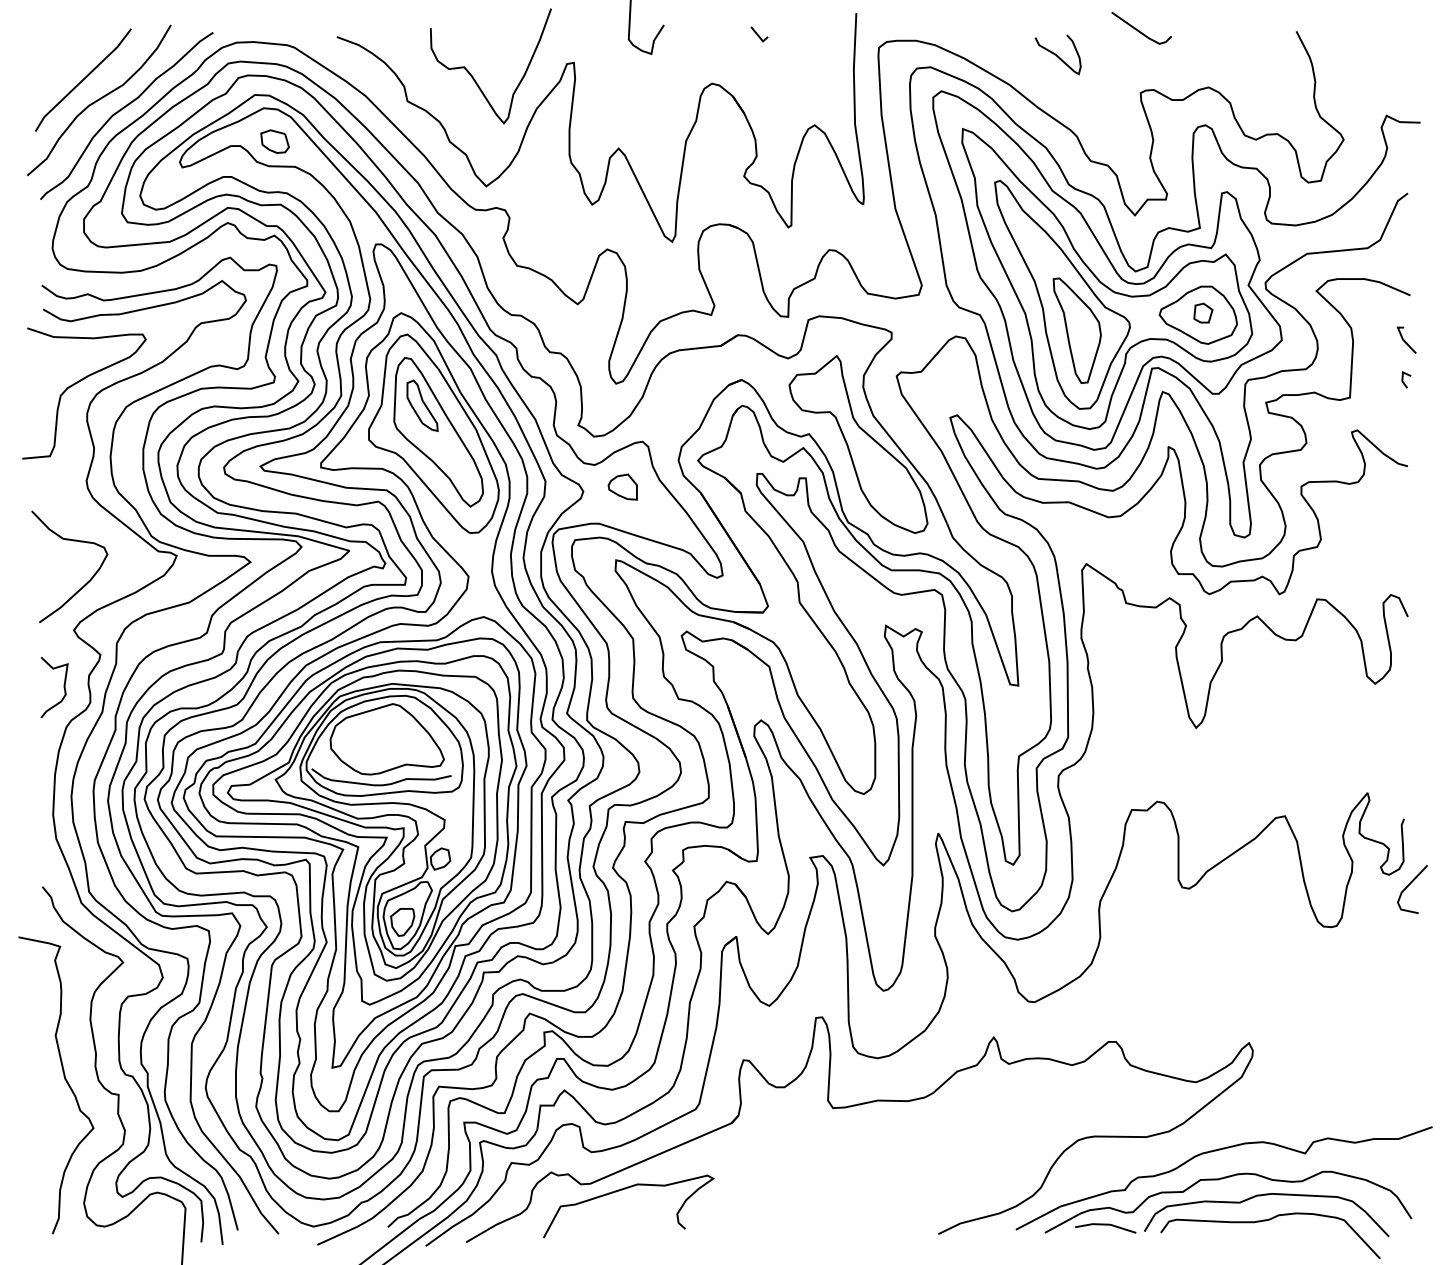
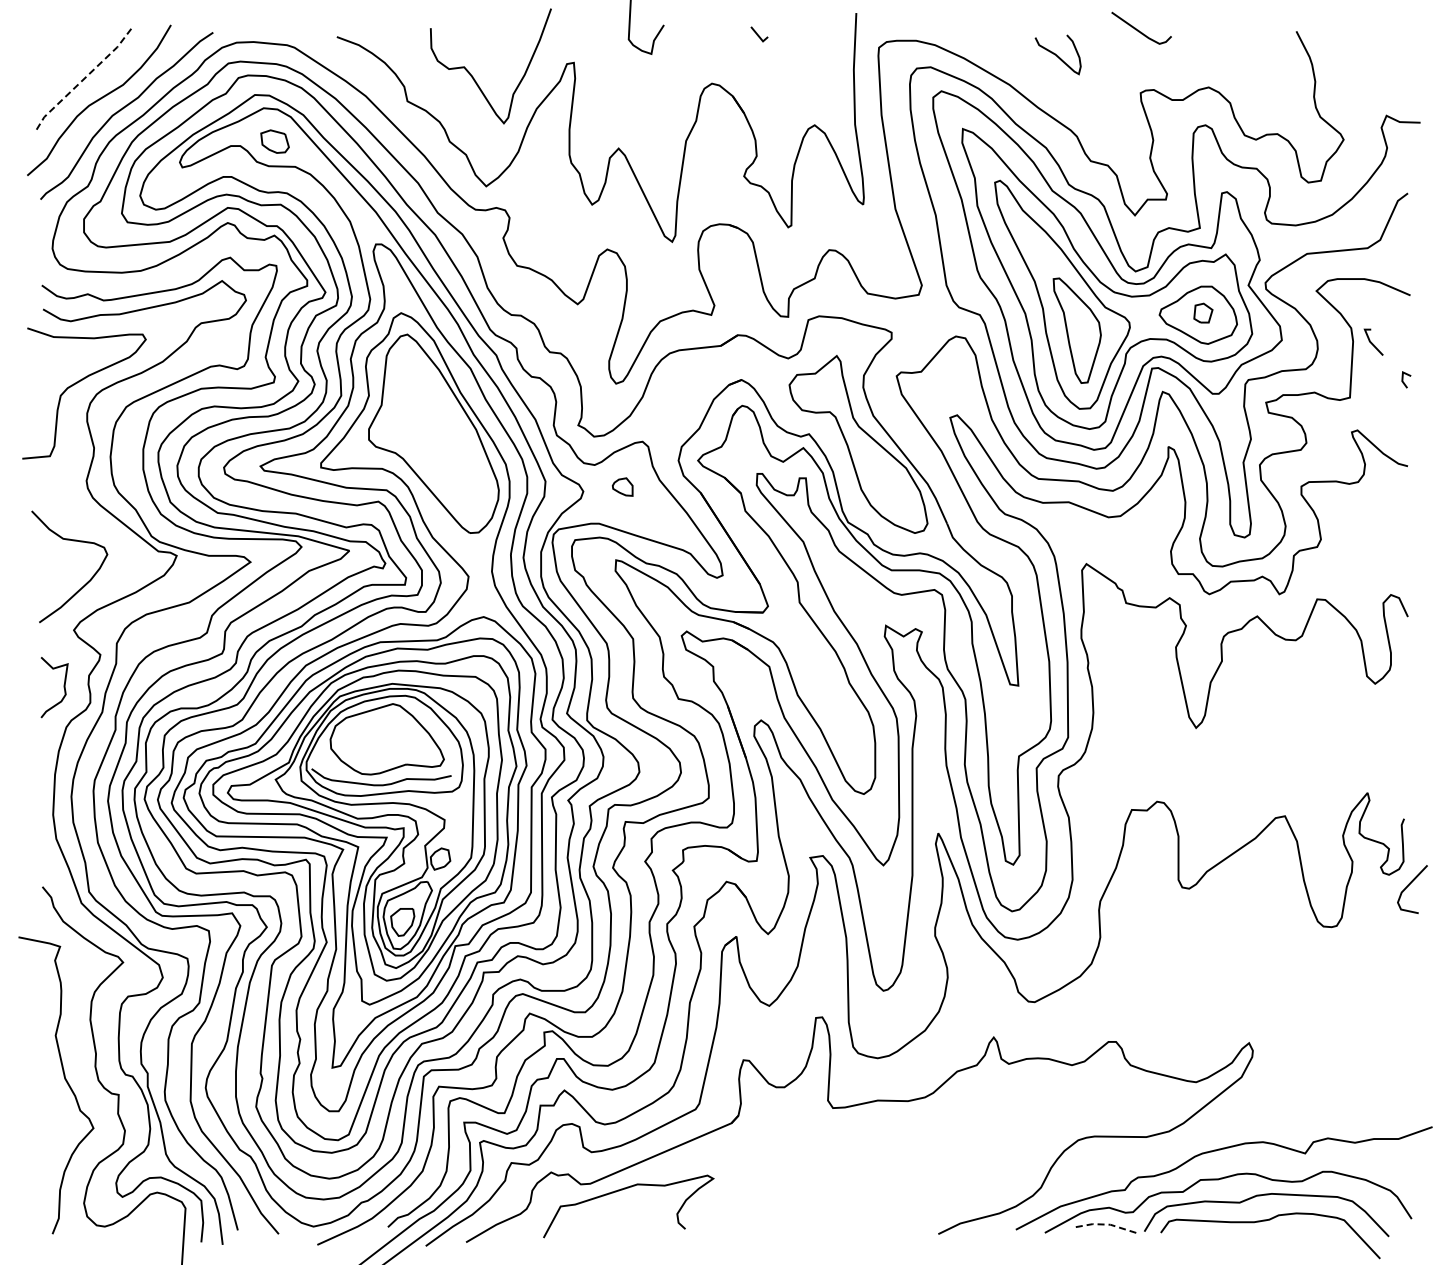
line: solid -> dashed (83, 80)
line position: (1405, 340) -> (1372, 342) (1372, 342)
part: present -> none (438, 432)
part size: 31x28 px -> 23x20 px (622, 486)
line: solid -> dashed (1106, 1224)
